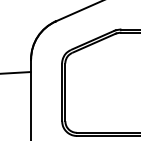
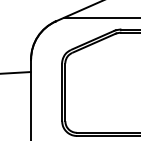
line: none -> present (100, 17)
